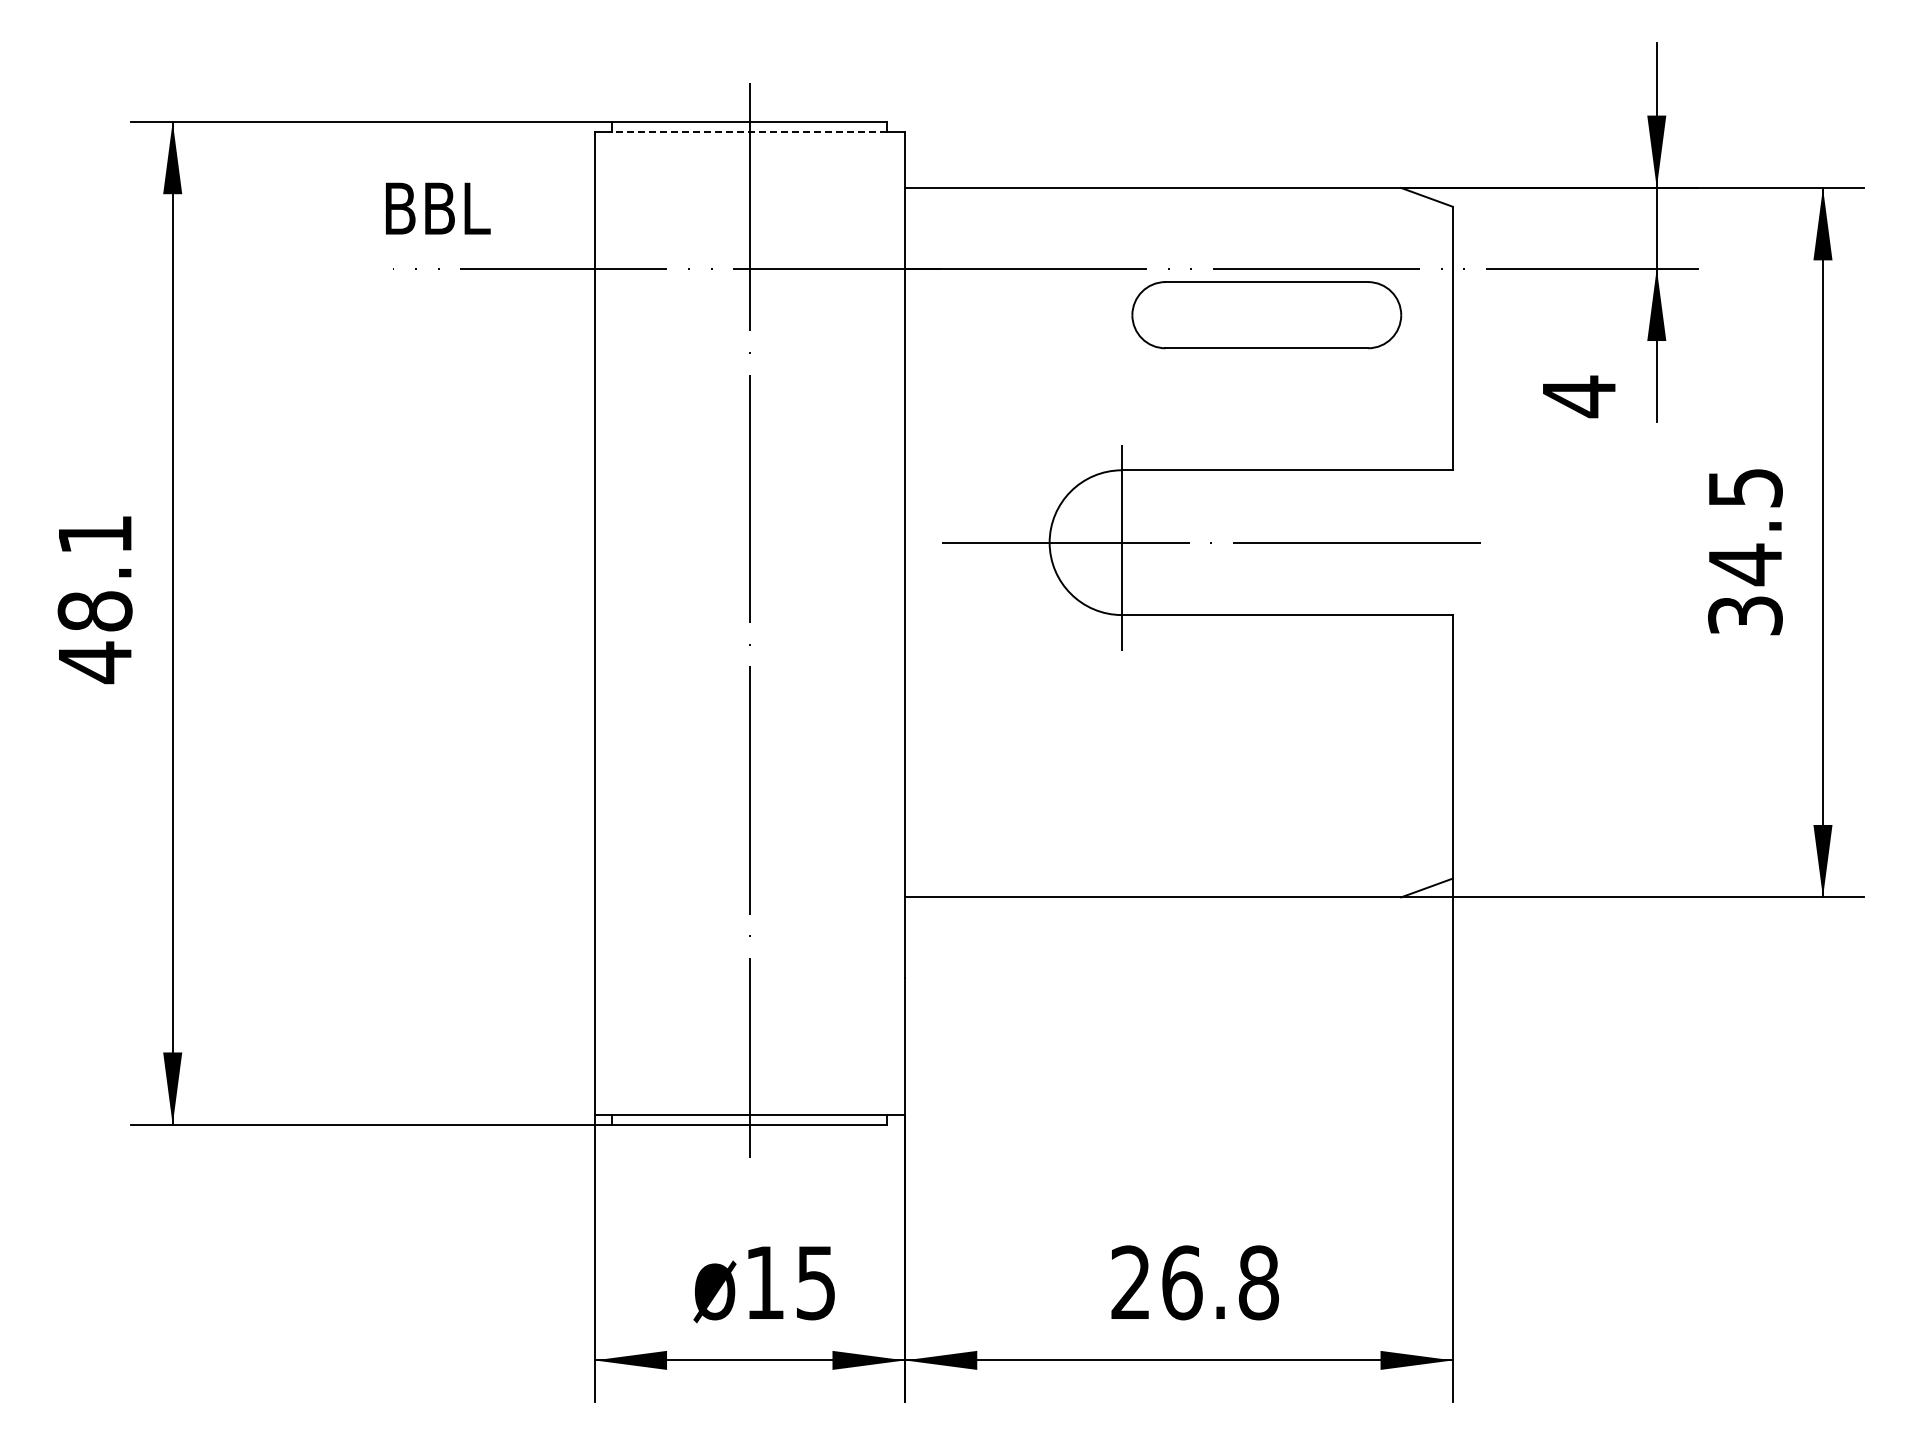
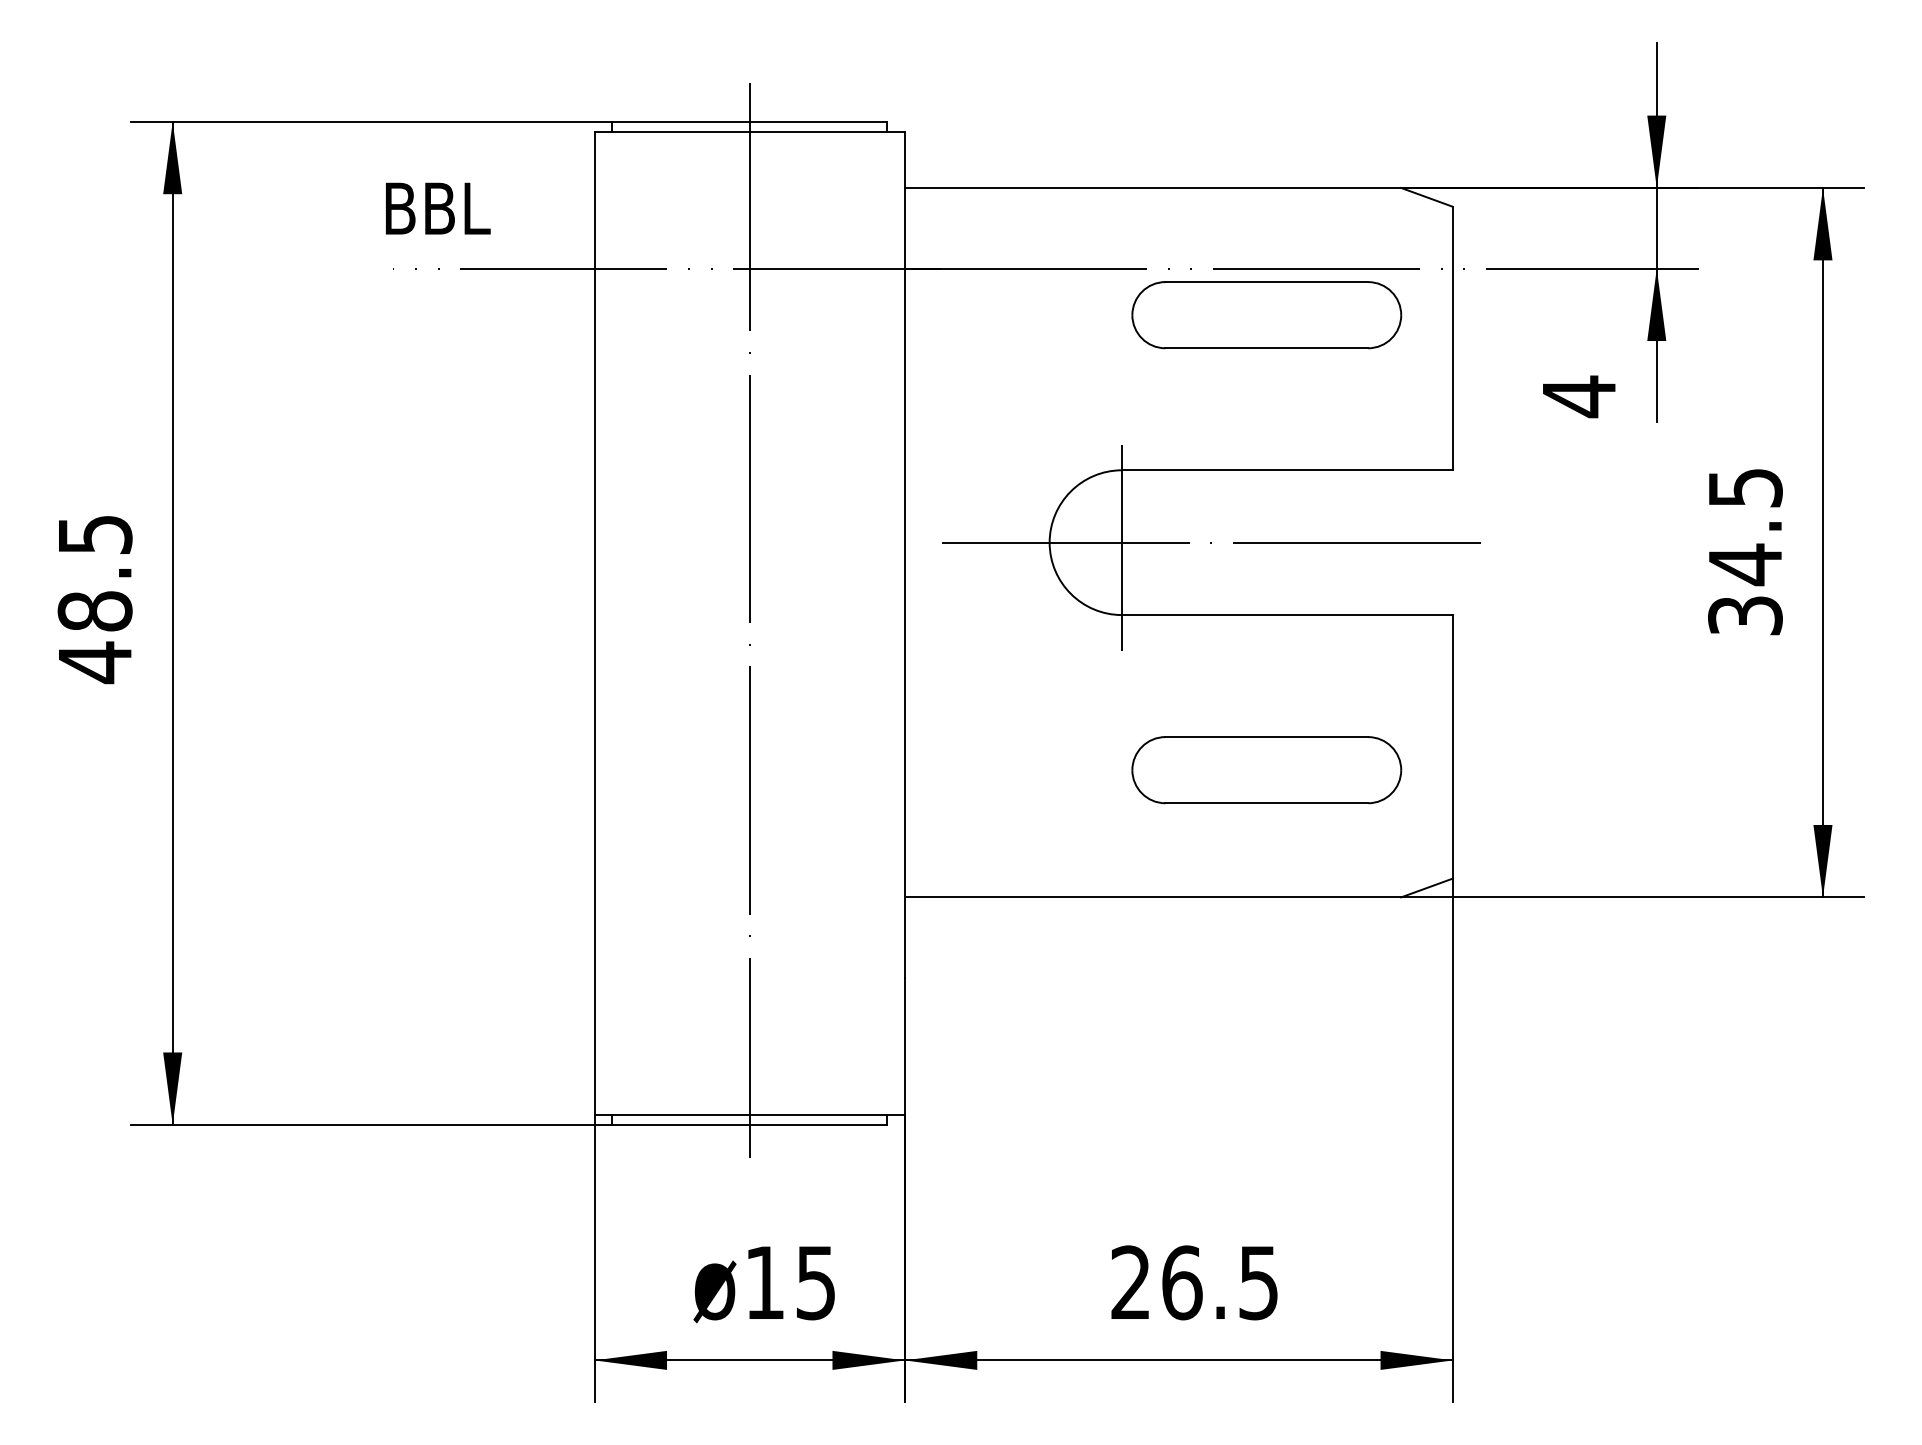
line: dashed -> solid (749, 132)
text: 48.1 -> 48.5 (95, 534)
part: none -> present (1266, 770)
text: 26.8 -> 26.5 (1258, 1282)
